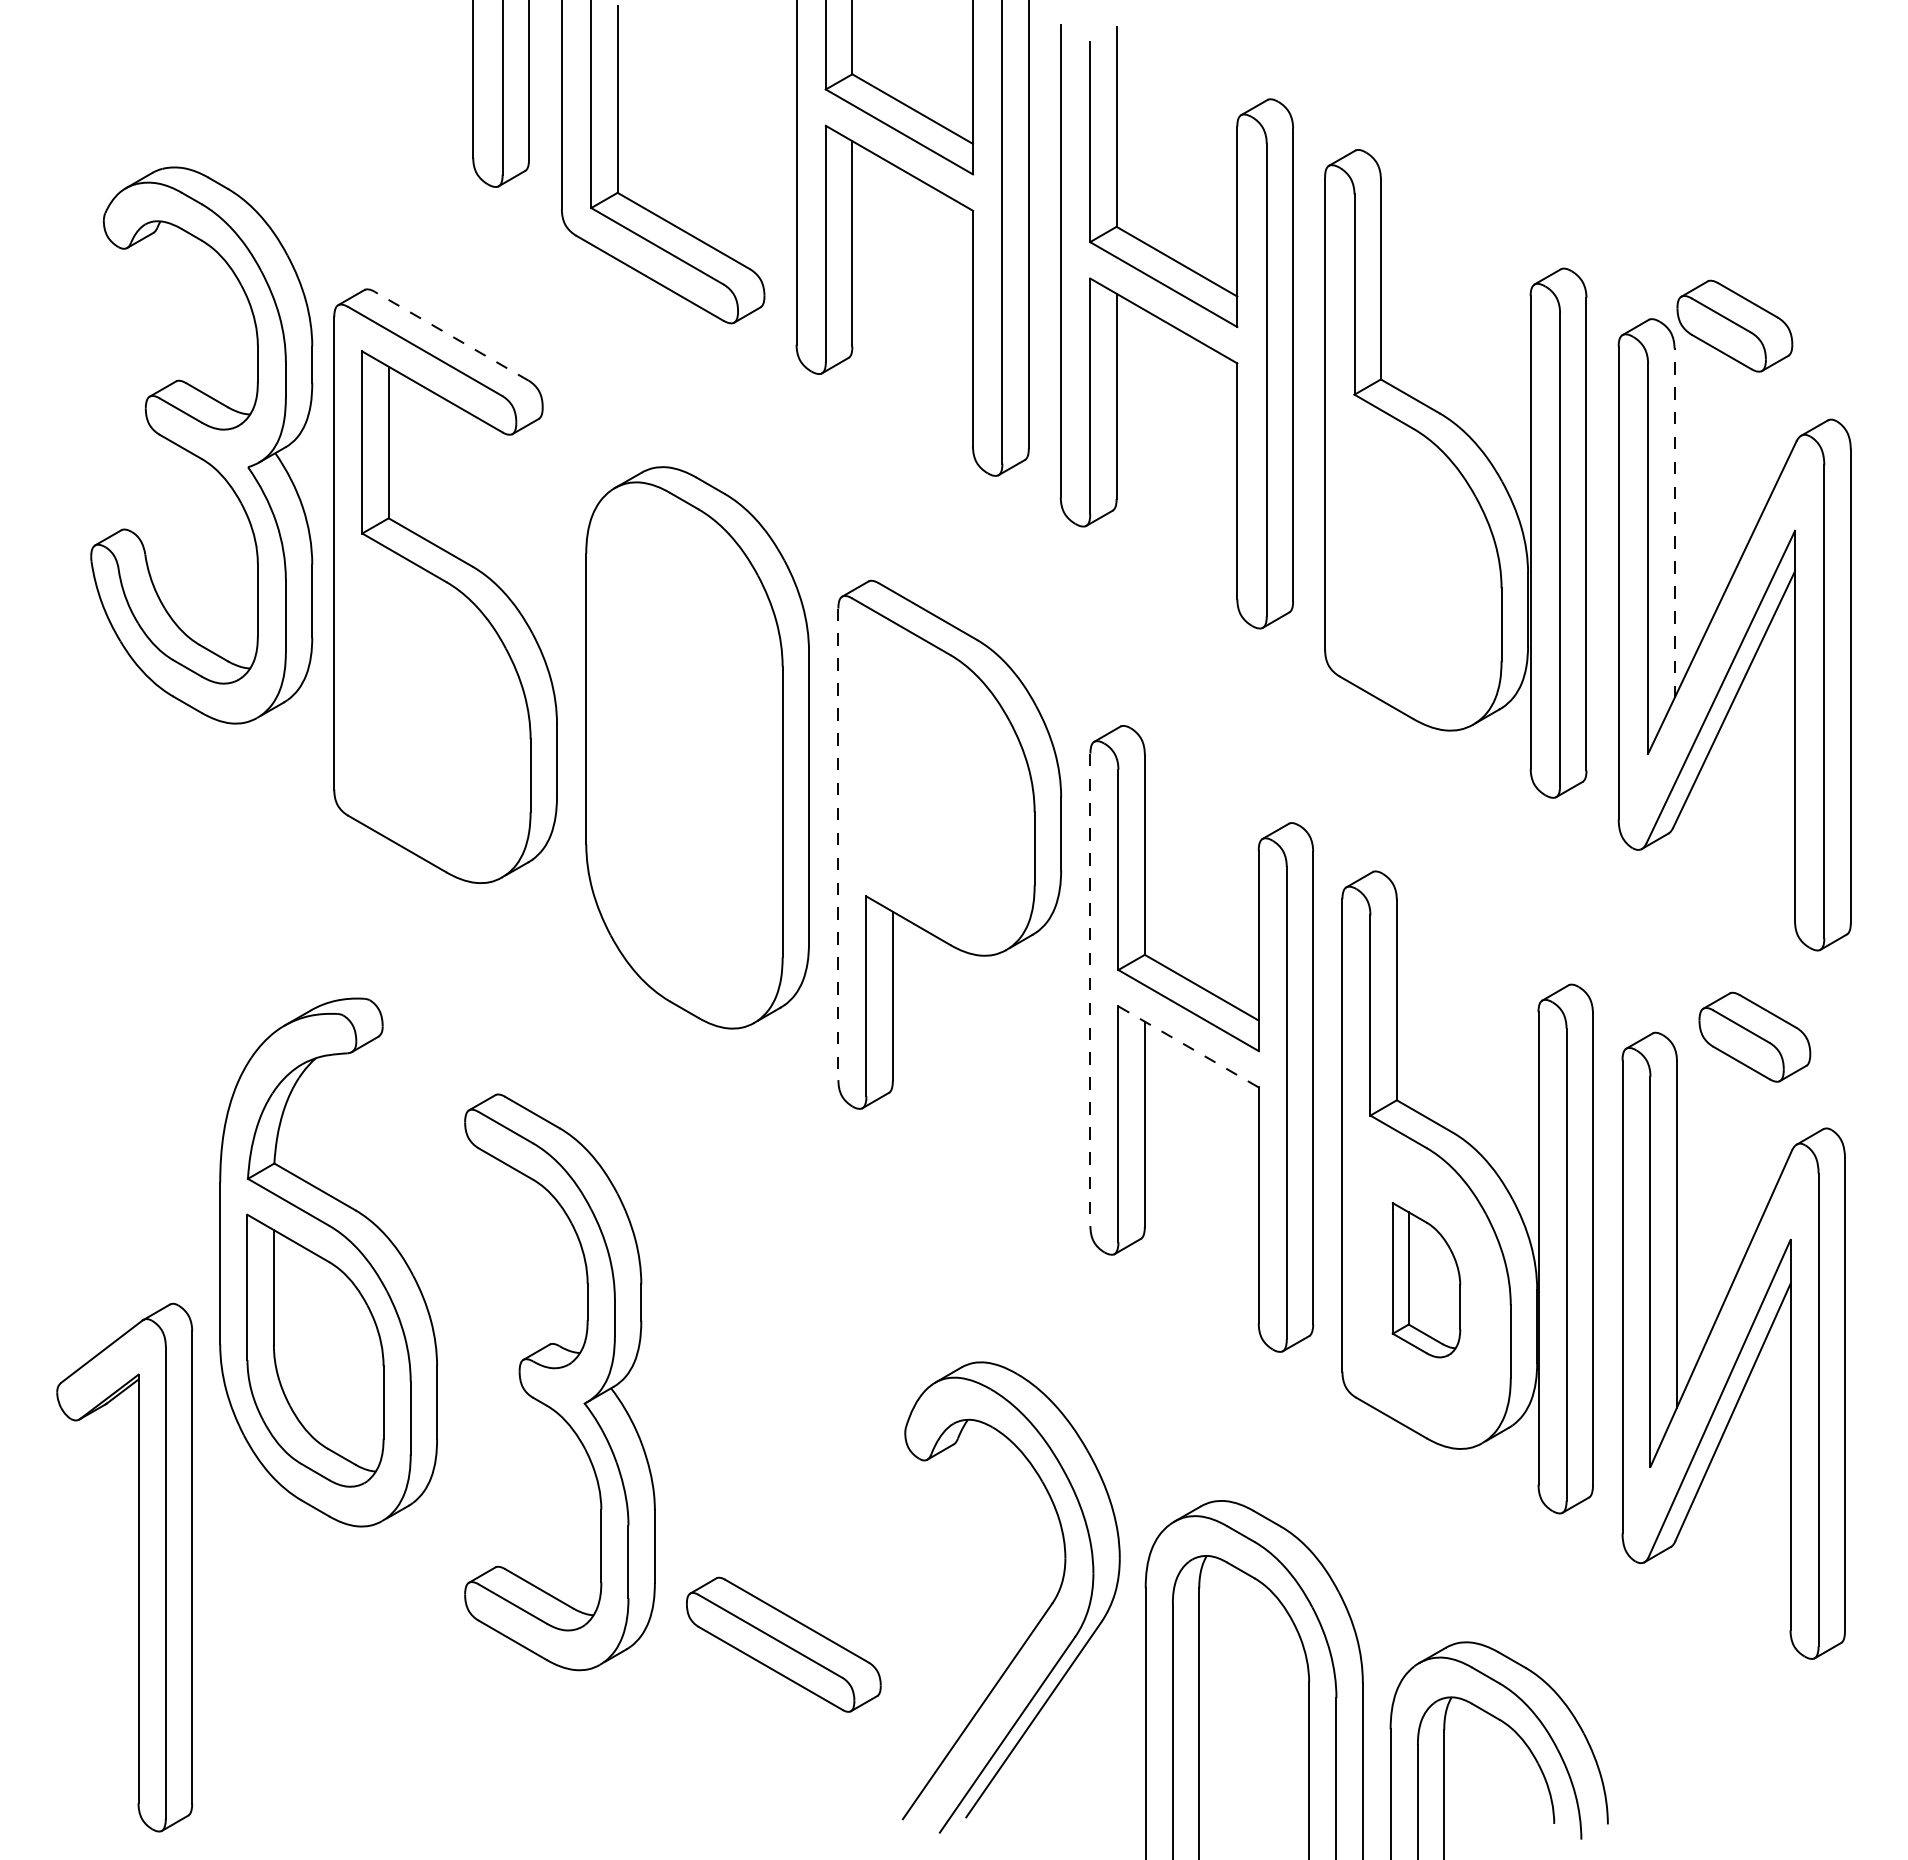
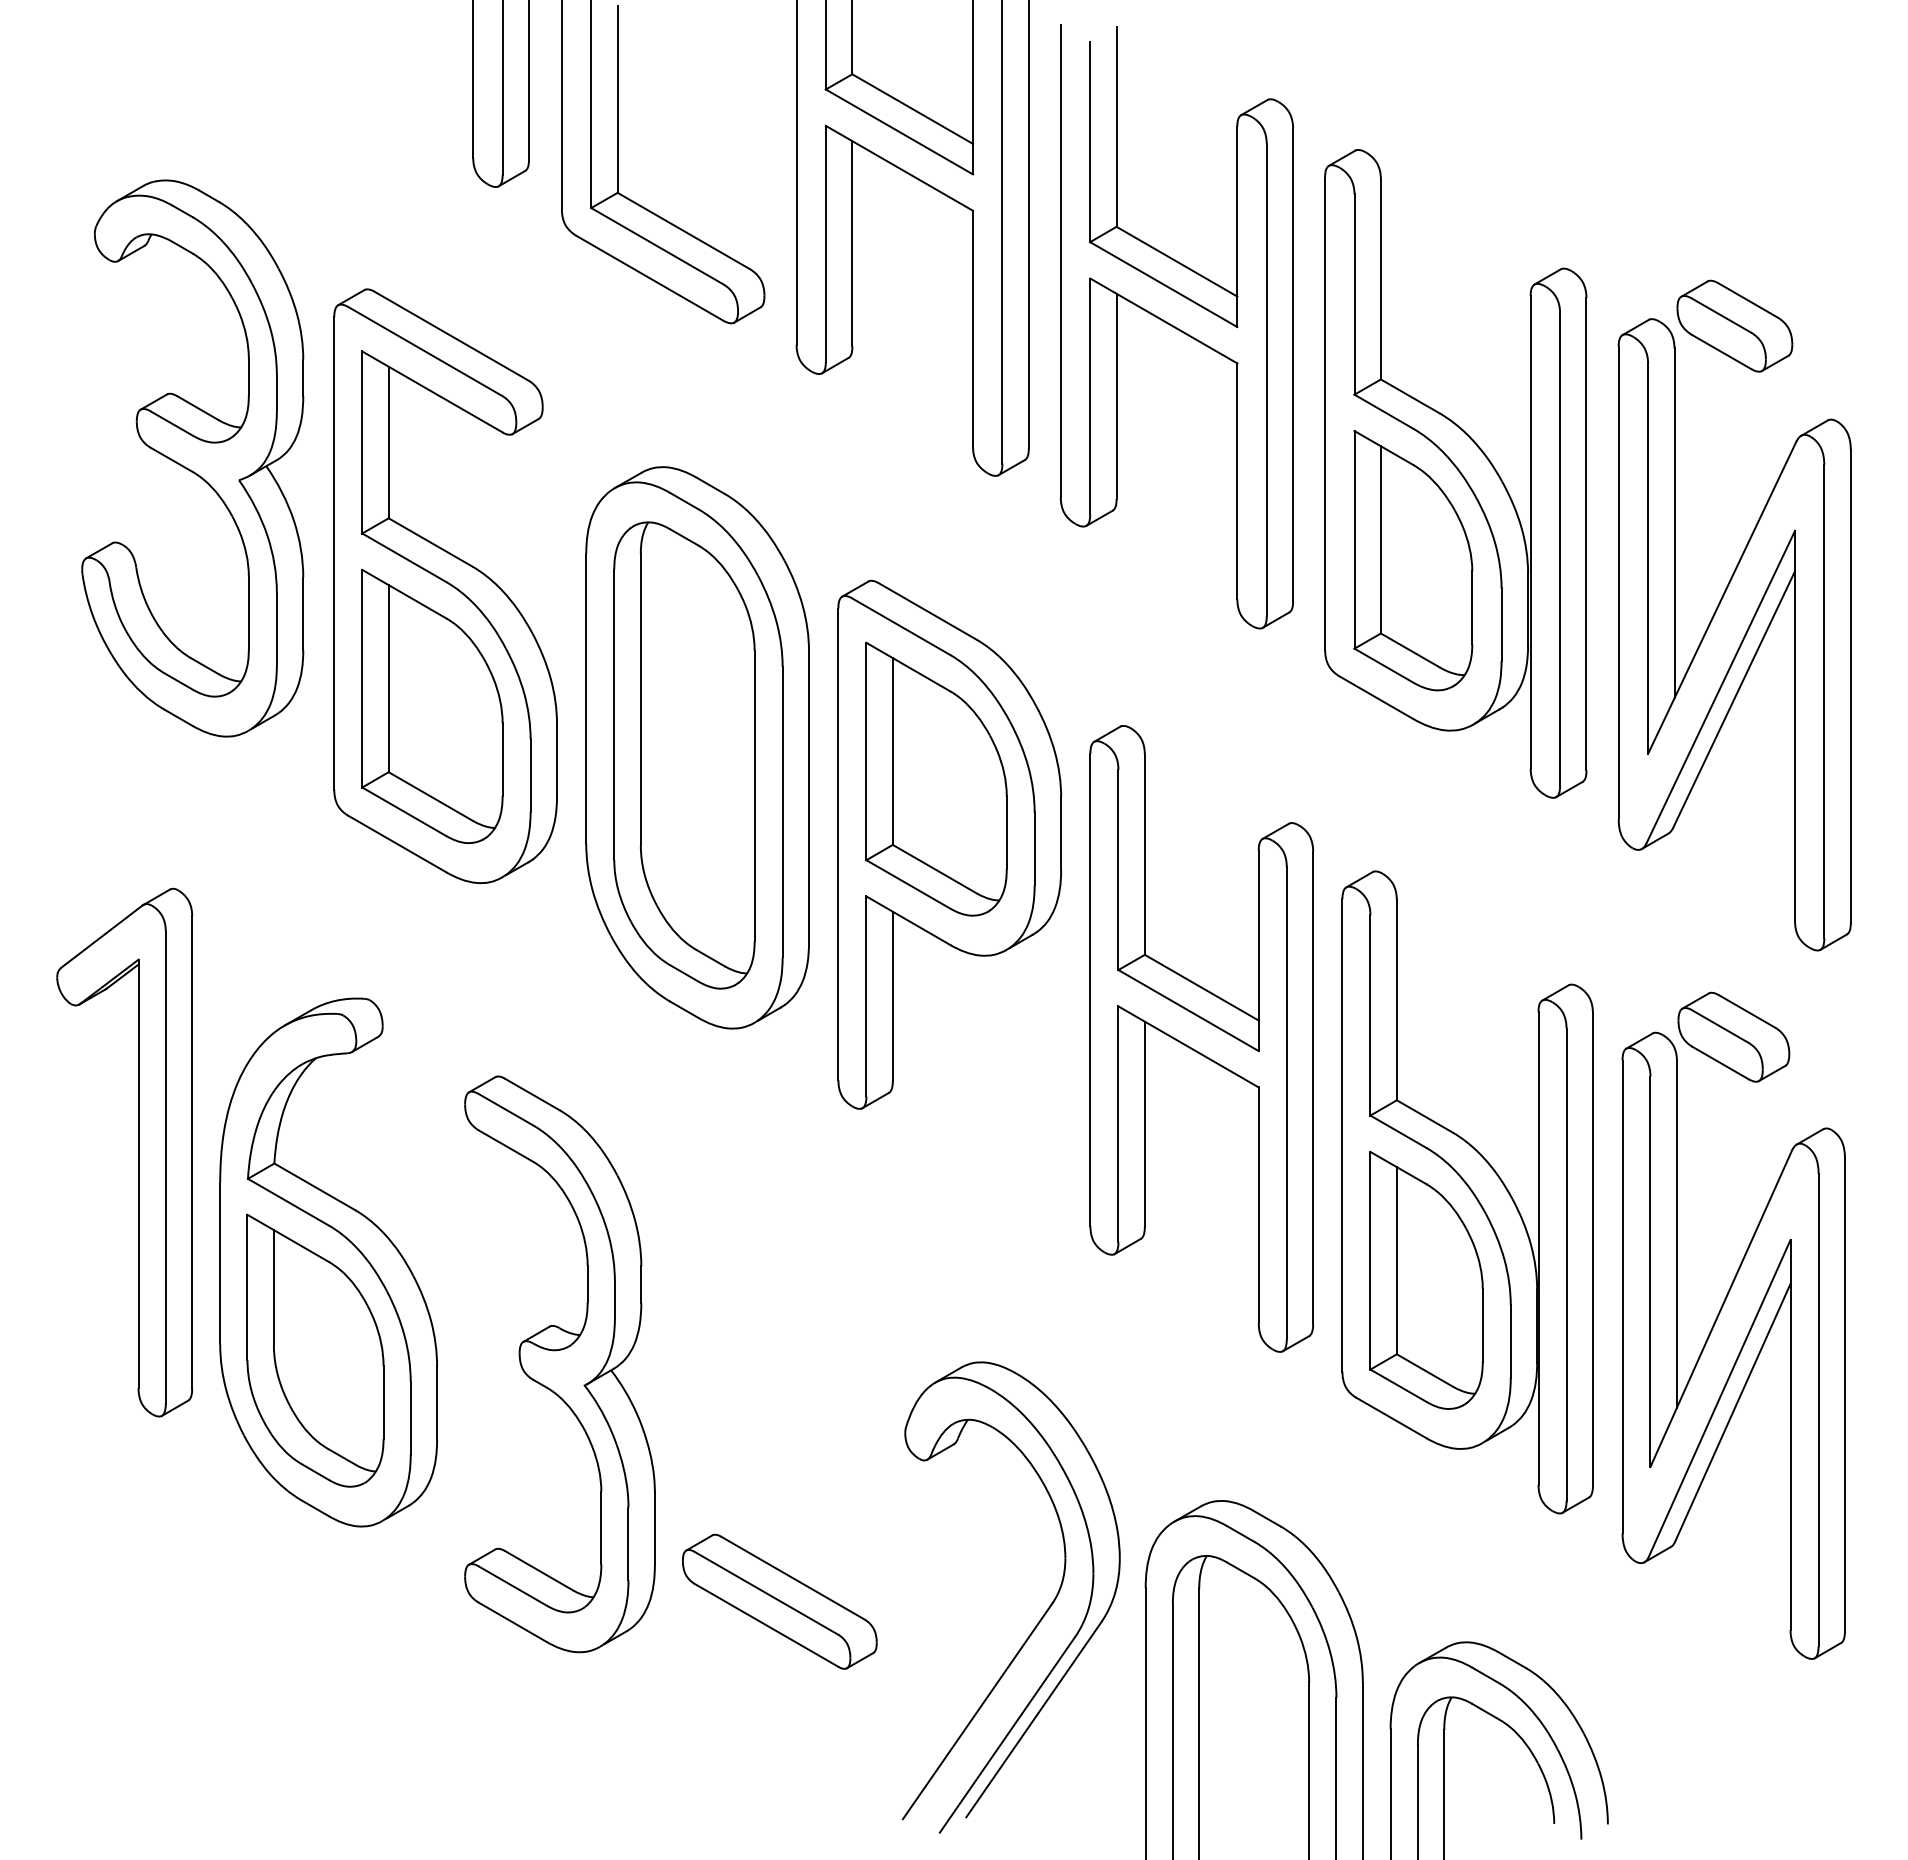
line: dashed -> solid (451, 336)
part position: (201, 445) -> (192, 458) (192, 458)
line: dashed -> solid (1674, 523)
part: none -> present (1413, 560)
part: none -> present (432, 705)
part: none -> present (684, 755)
part: none -> present (936, 778)
line: dashed -> solid (838, 844)
line: dashed -> solid (1090, 990)
part position: (1754, 1036) -> (1733, 1036) (1733, 1036)
line: dashed -> solid (1189, 1047)
part size: 71x157 px -> 115x260 px (1426, 1279)
part position: (559, 1382) -> (559, 1364) (559, 1364)
part position: (138, 1567) -> (138, 1152) (138, 1152)
part position: (783, 1644) -> (779, 1601) (779, 1601)
